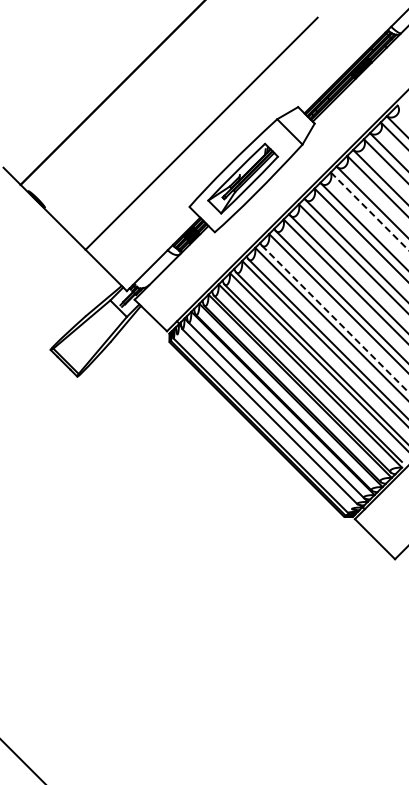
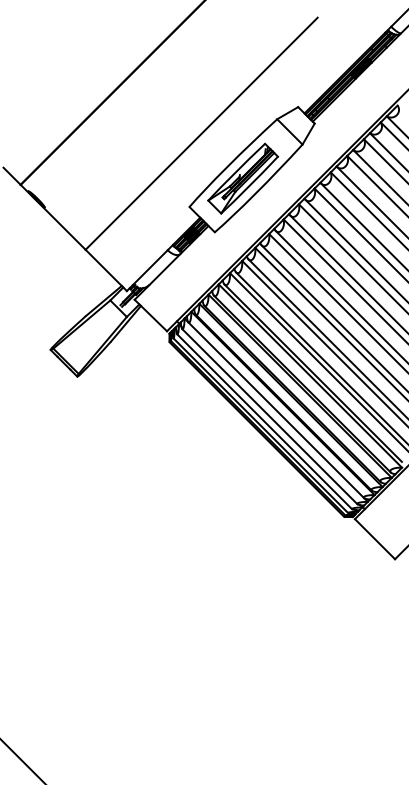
line: dashed -> solid (369, 211)
line: dashed -> solid (335, 318)
line: none -> present (264, 421)
